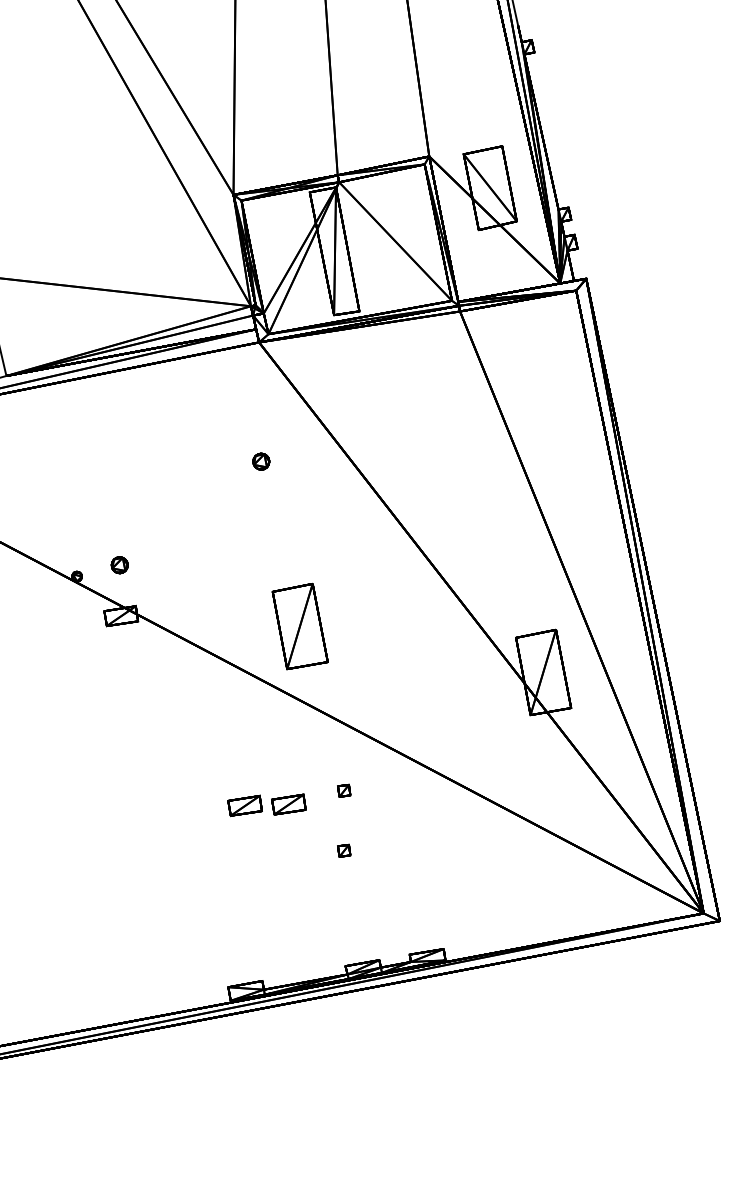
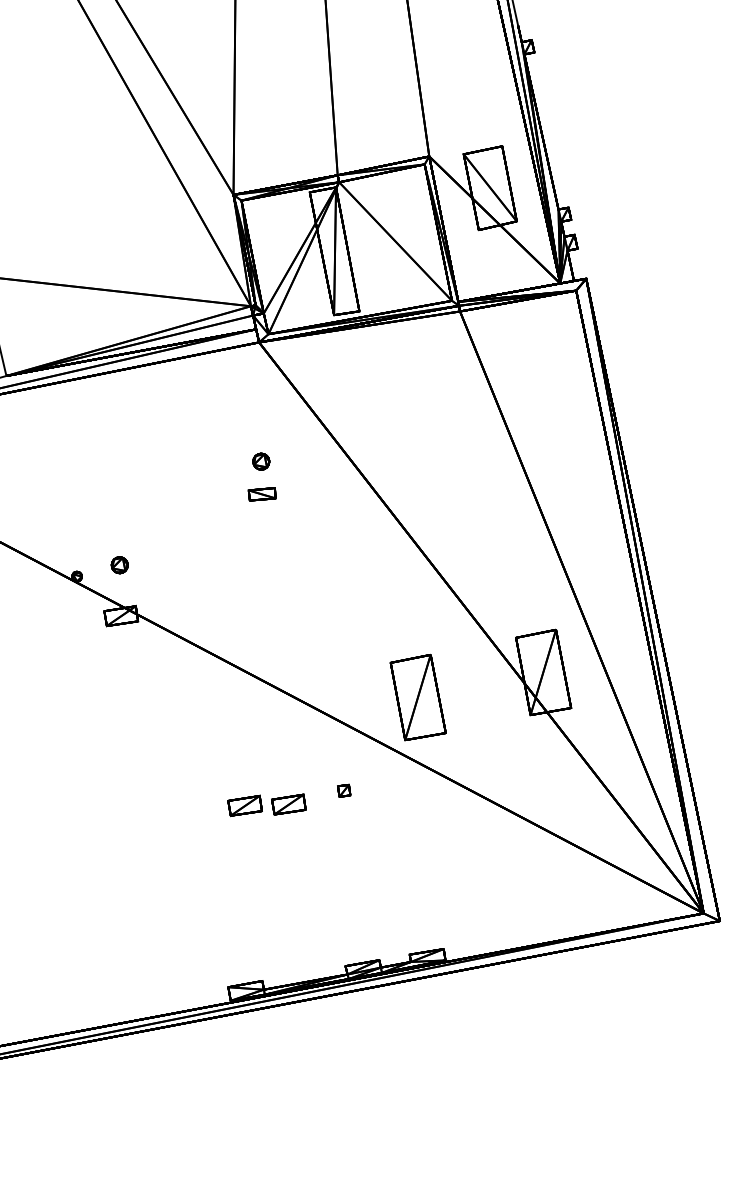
part: none -> present (261, 494)
part position: (299, 626) -> (417, 697) (417, 697)
part: present -> none (344, 850)
